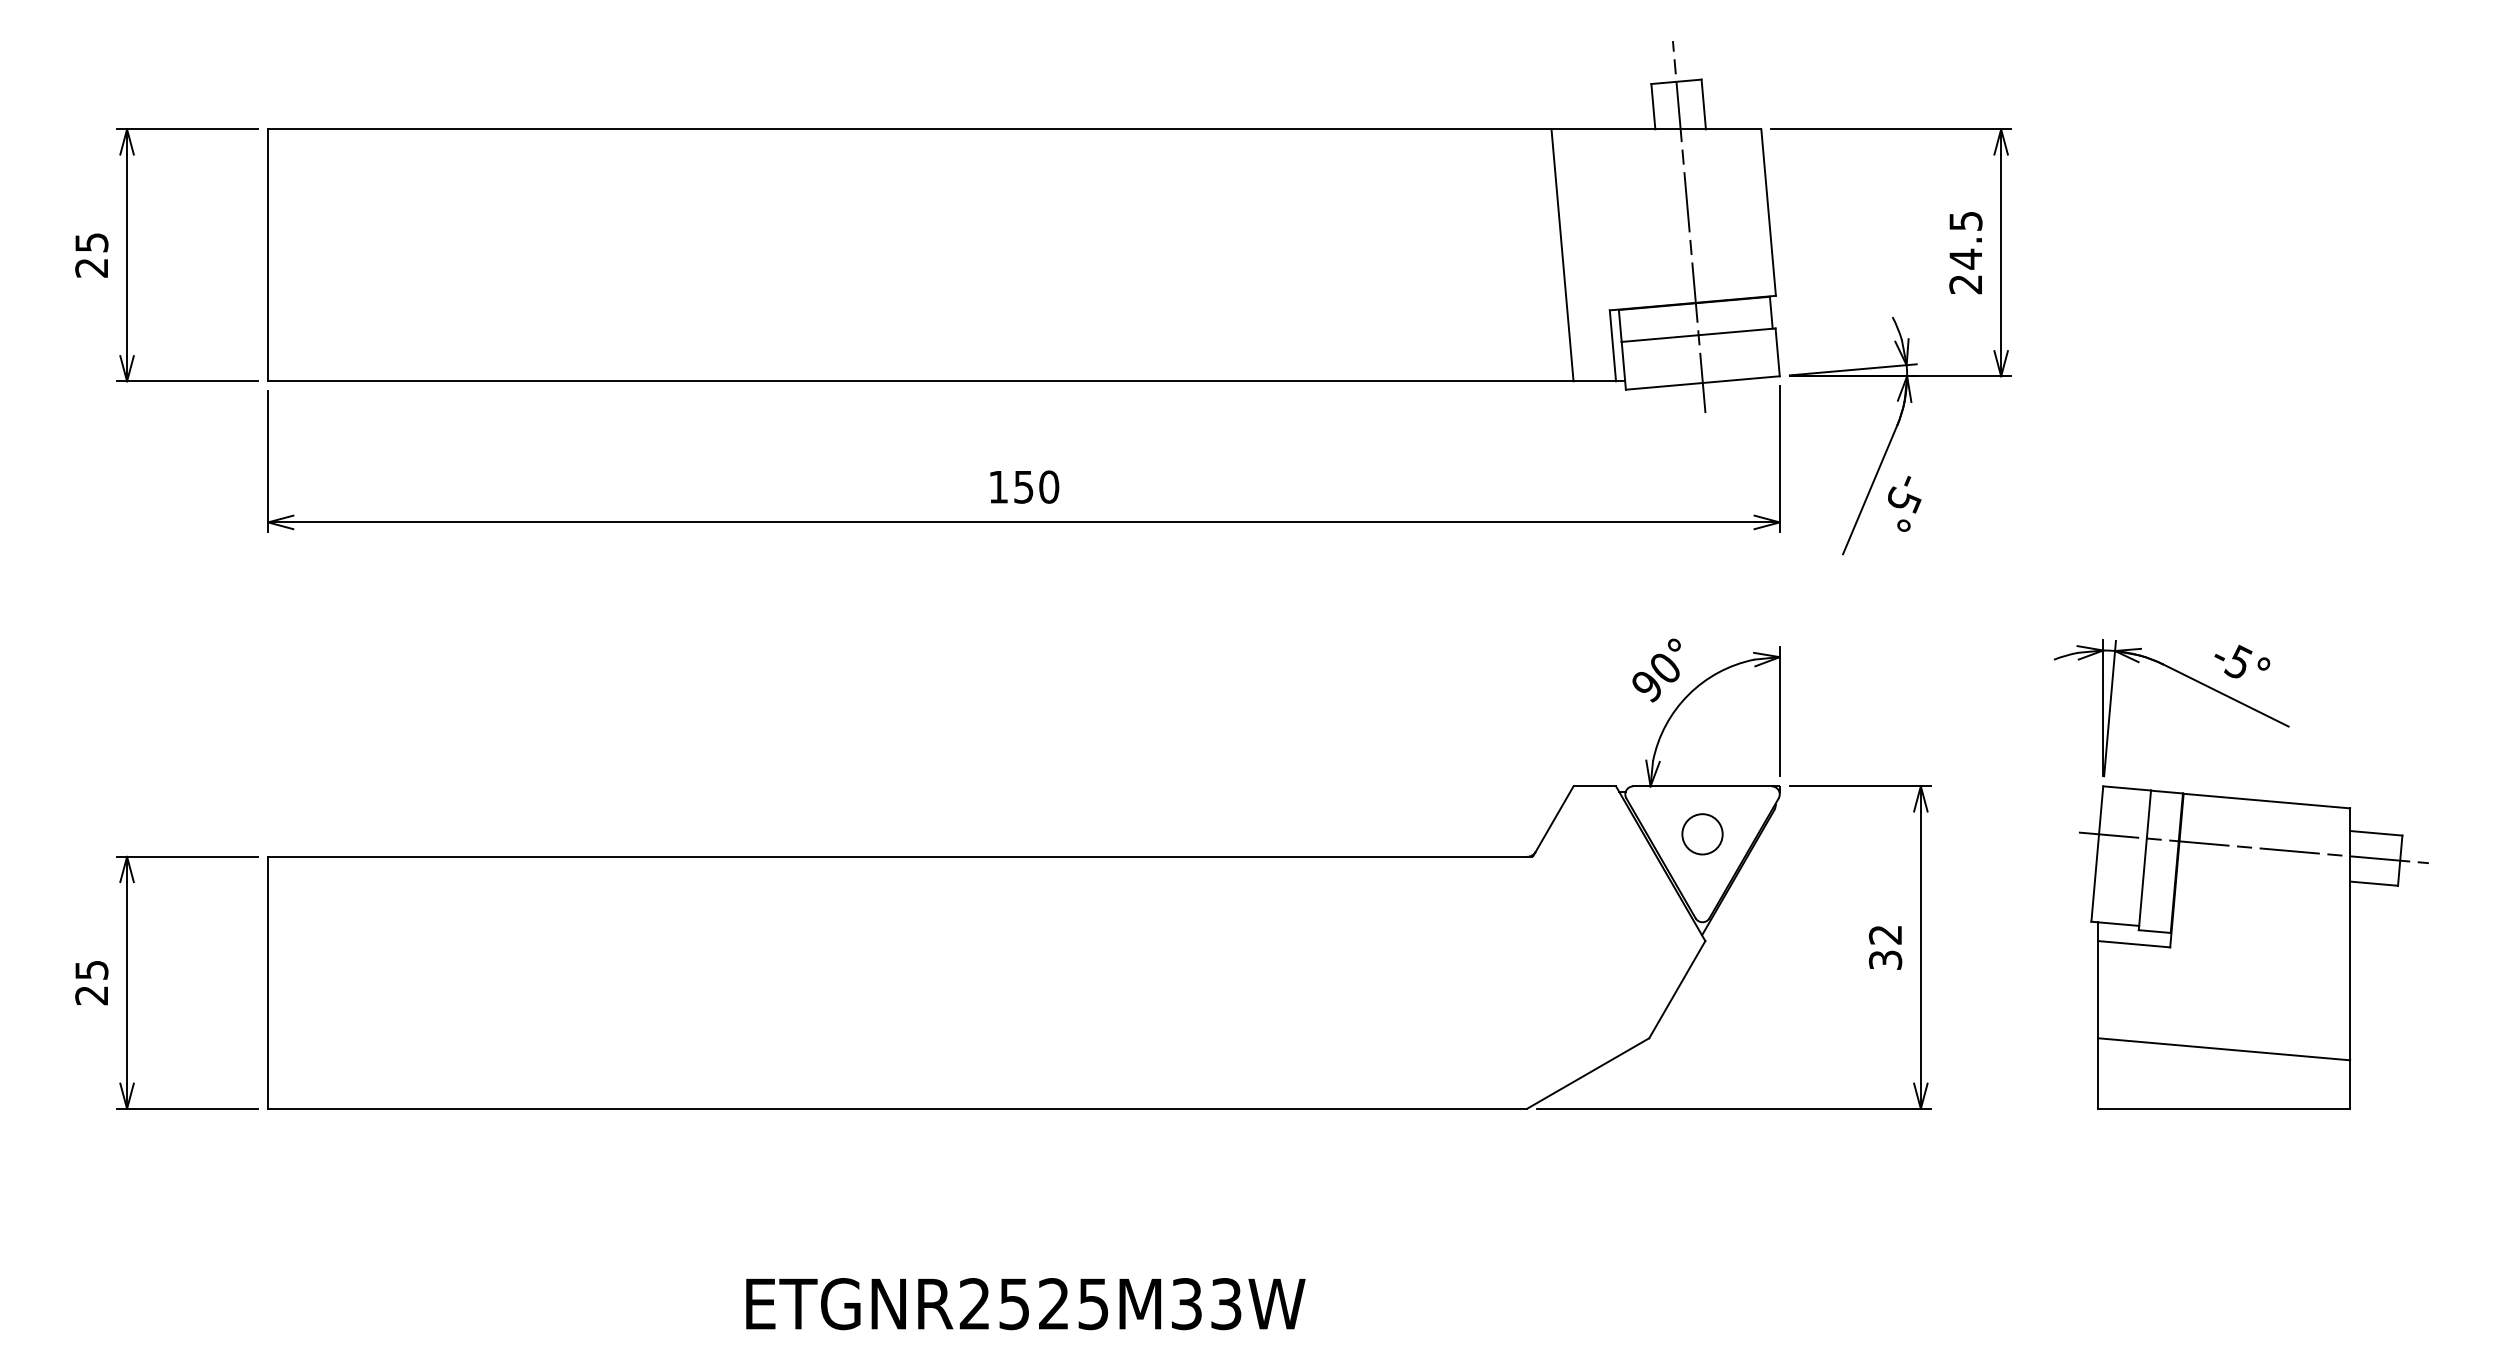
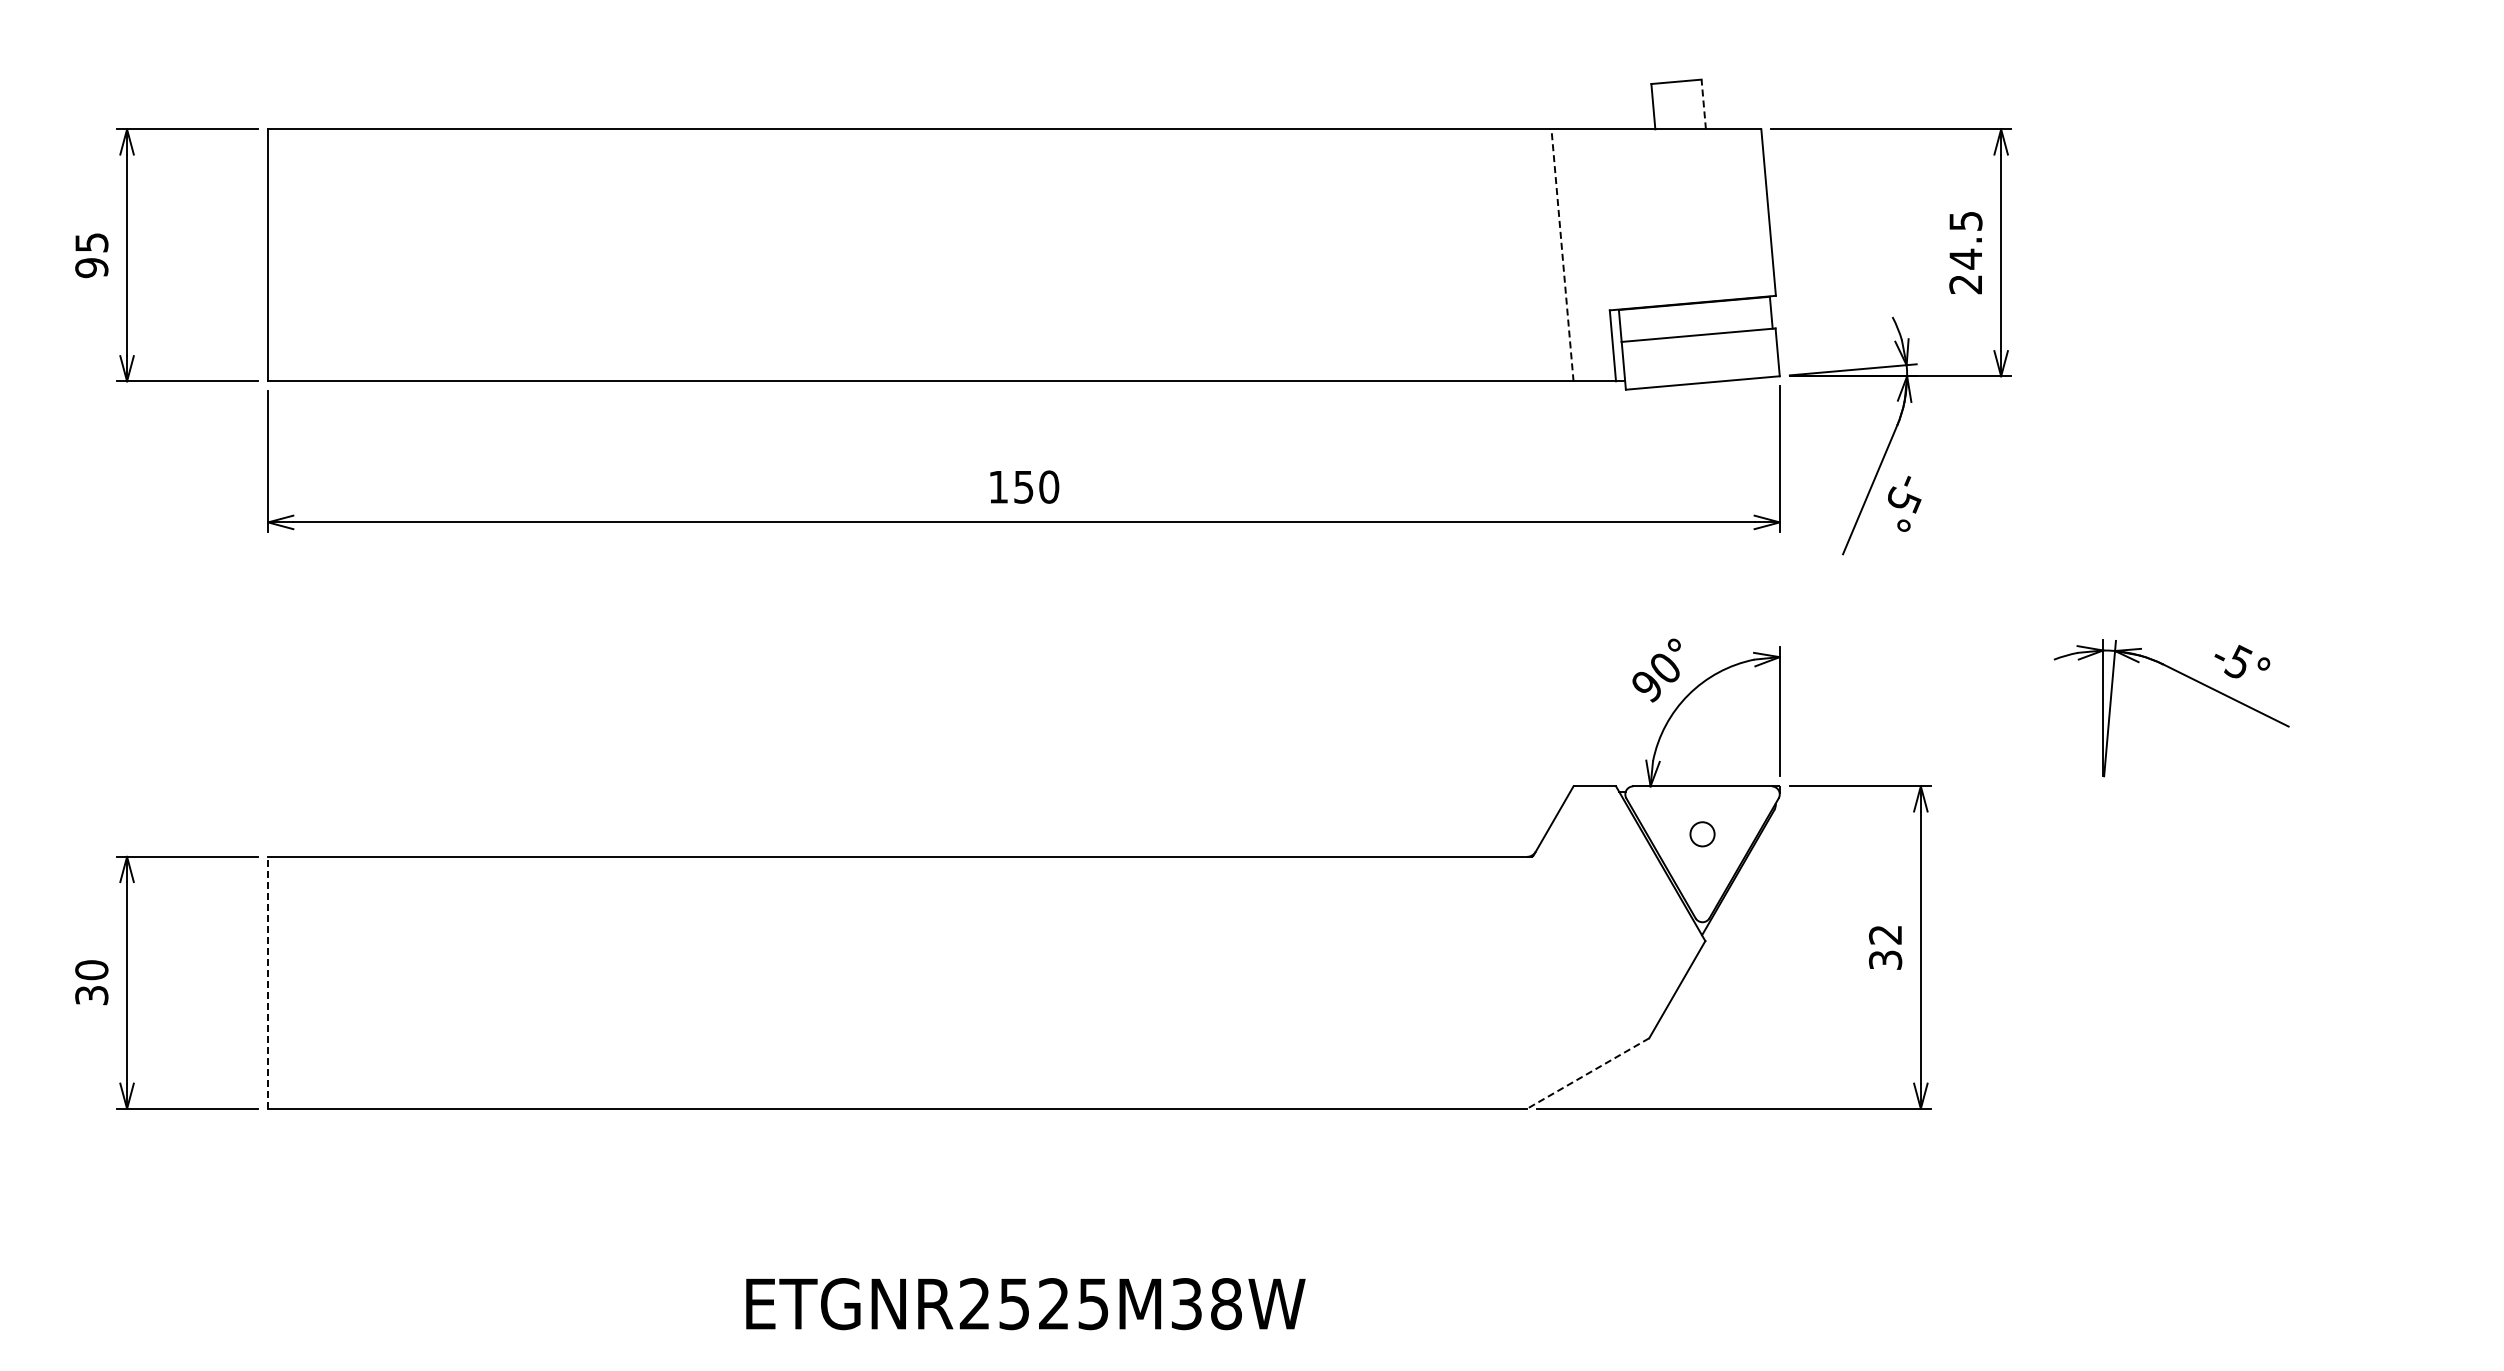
line: solid -> dashed (1703, 104)
line: present -> none (1688, 227)
line: solid -> dashed (1562, 254)
text: 25 -> 95 (91, 268)
circle diameter: 40 px -> 24 px (1702, 834)
part: present -> none (2253, 947)
text: 25 -> 30 (91, 982)
line: solid -> dashed (268, 982)
line: solid -> dashed (1588, 1073)
text: ETGNR2525M33W -> ETGNR2525M38W (1226, 1304)
